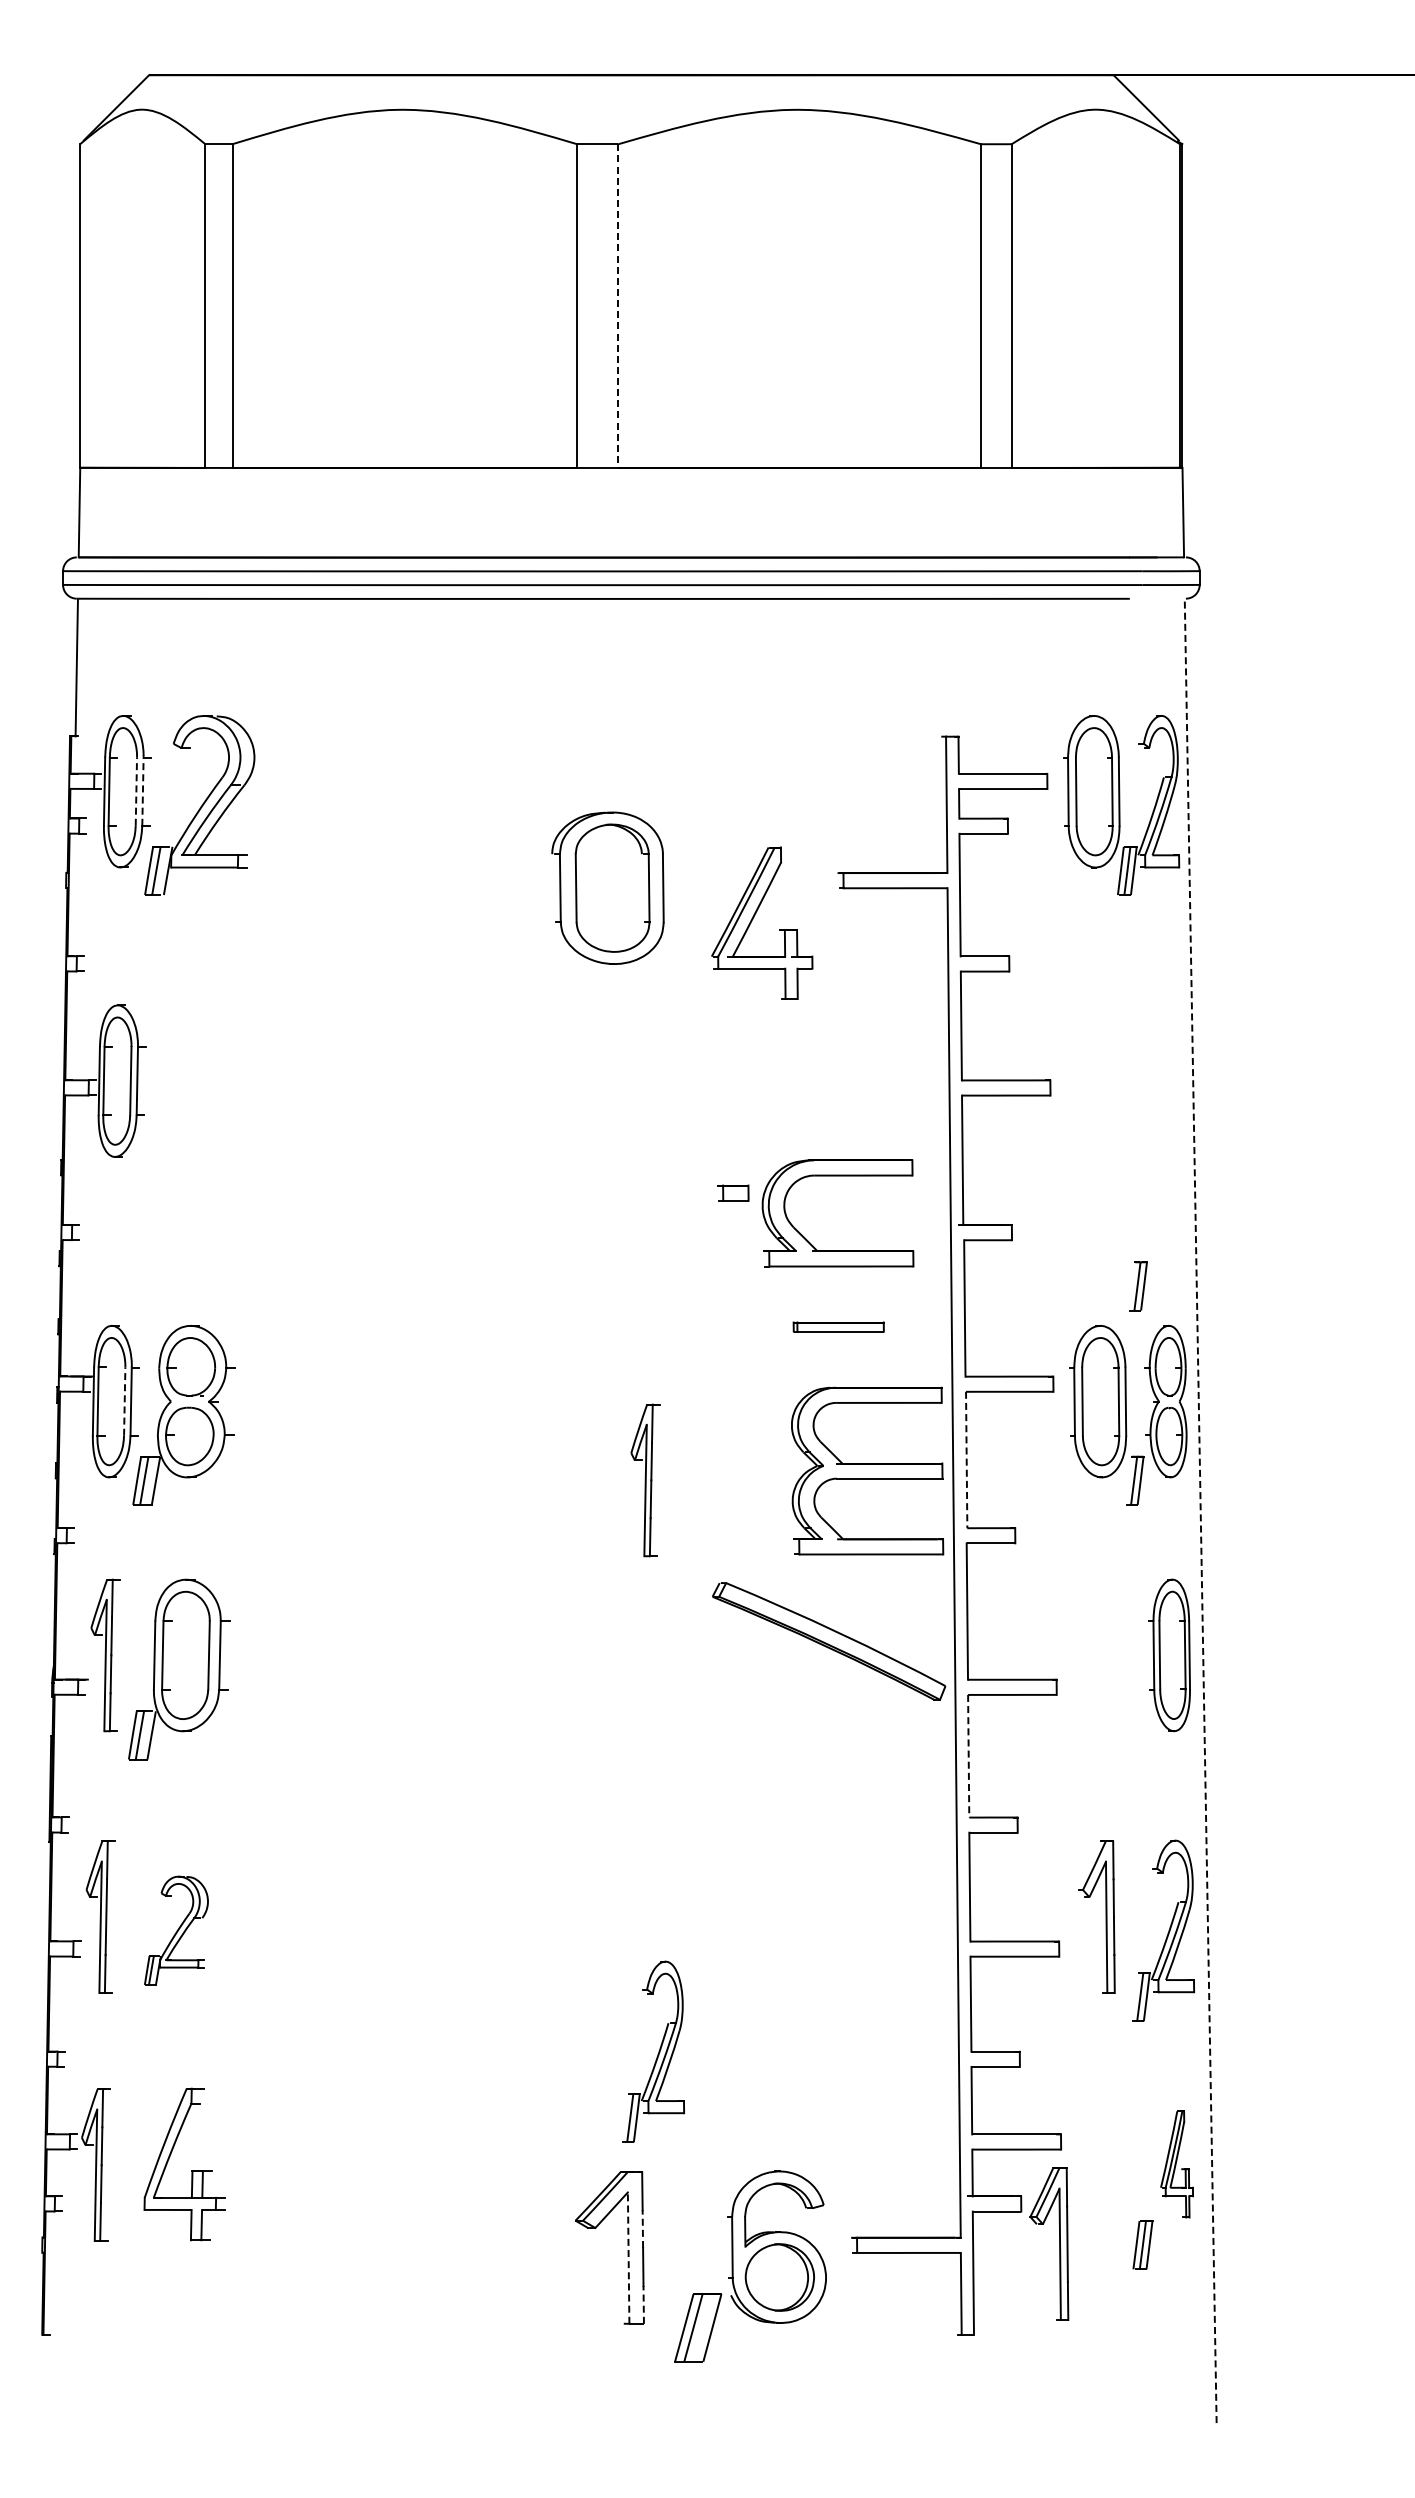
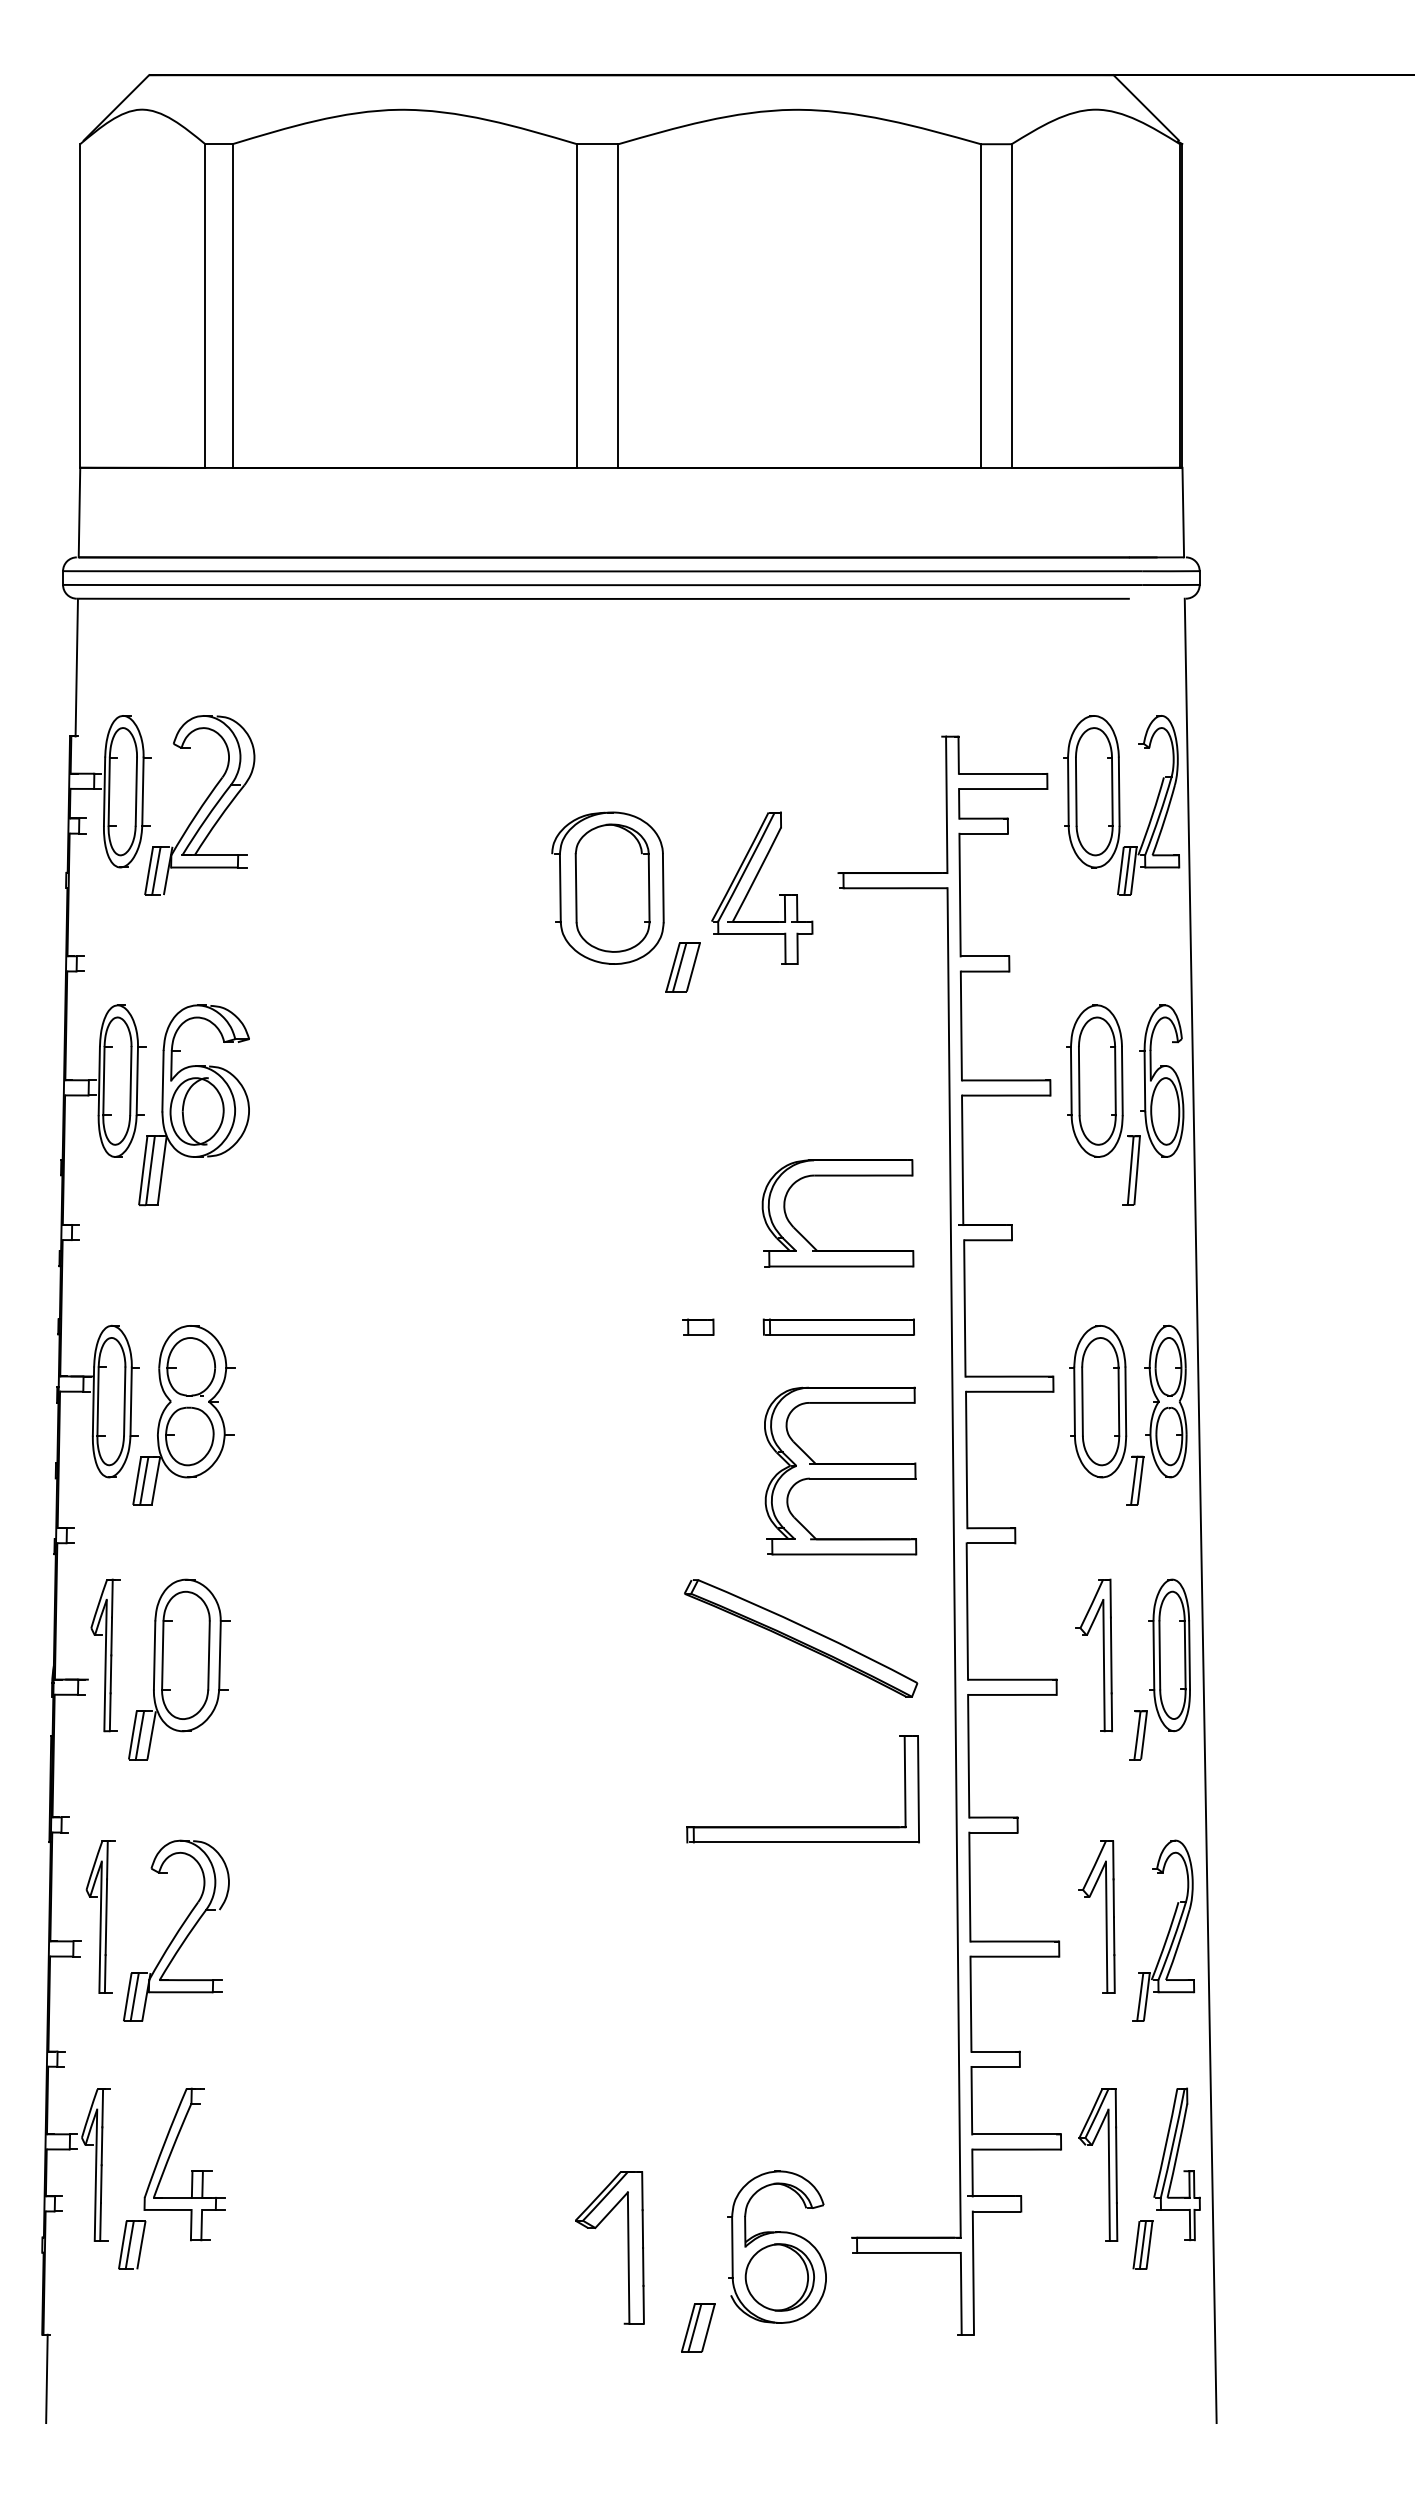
line: dashed -> solid (618, 306)
line: dashed -> solid (136, 791)
line: dashed -> solid (142, 791)
part position: (754, 917) -> (754, 882) (754, 882)
part: none -> present (682, 967)
part: none -> present (1125, 1104)
part: none -> present (193, 1105)
part position: (733, 1192) -> (698, 1326) (698, 1326)
part position: (1138, 1286) -> (1138, 1735) (1138, 1735)
part size: 93x12 px -> 153x18 px (838, 1326)
line: dashed -> solid (124, 1401)
line: dashed -> solid (966, 1460)
part position: (867, 1470) -> (840, 1470) (840, 1470)
part: present -> none (645, 1480)
line: dashed -> solid (1200, 1510)
part position: (829, 1641) -> (801, 1638) (801, 1638)
part: none -> present (1103, 1655)
line: dashed -> solid (968, 1756)
part: none -> present (802, 1826)
part size: 65x111 px -> 107x183 px (176, 1930)
part: present -> none (653, 2051)
part size: 34x109 px -> 48x155 px (1176, 2164)
line: dashed -> solid (642, 2229)
part position: (1059, 2243) -> (1108, 2164) (1108, 2164)
part: none -> present (132, 2244)
line: dashed -> solid (628, 2258)
line: dashed -> solid (643, 2304)
part size: 49x70 px -> 35x50 px (698, 2327)
line: none -> present (46, 2378)
